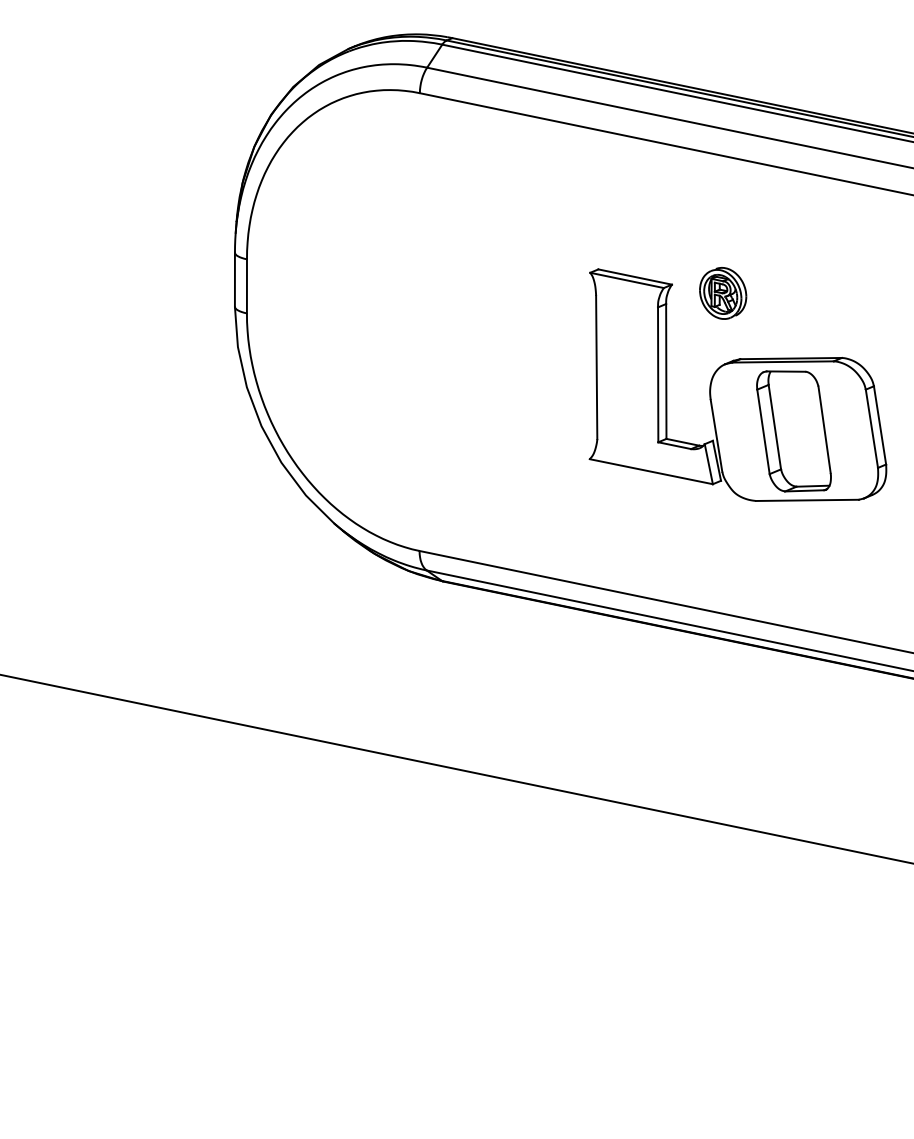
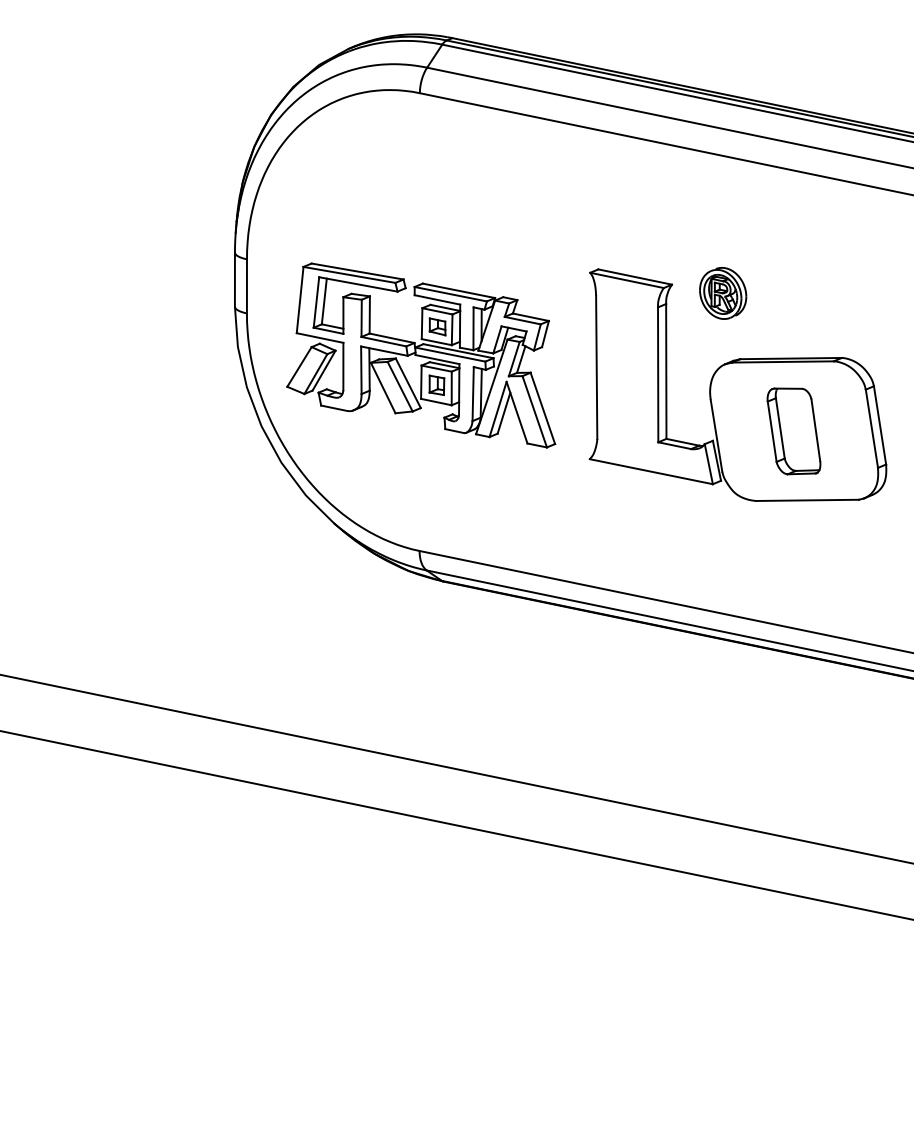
part: none -> present (421, 355)
part size: 76x123 px -> 56x89 px (793, 431)
line: none -> present (456, 825)
